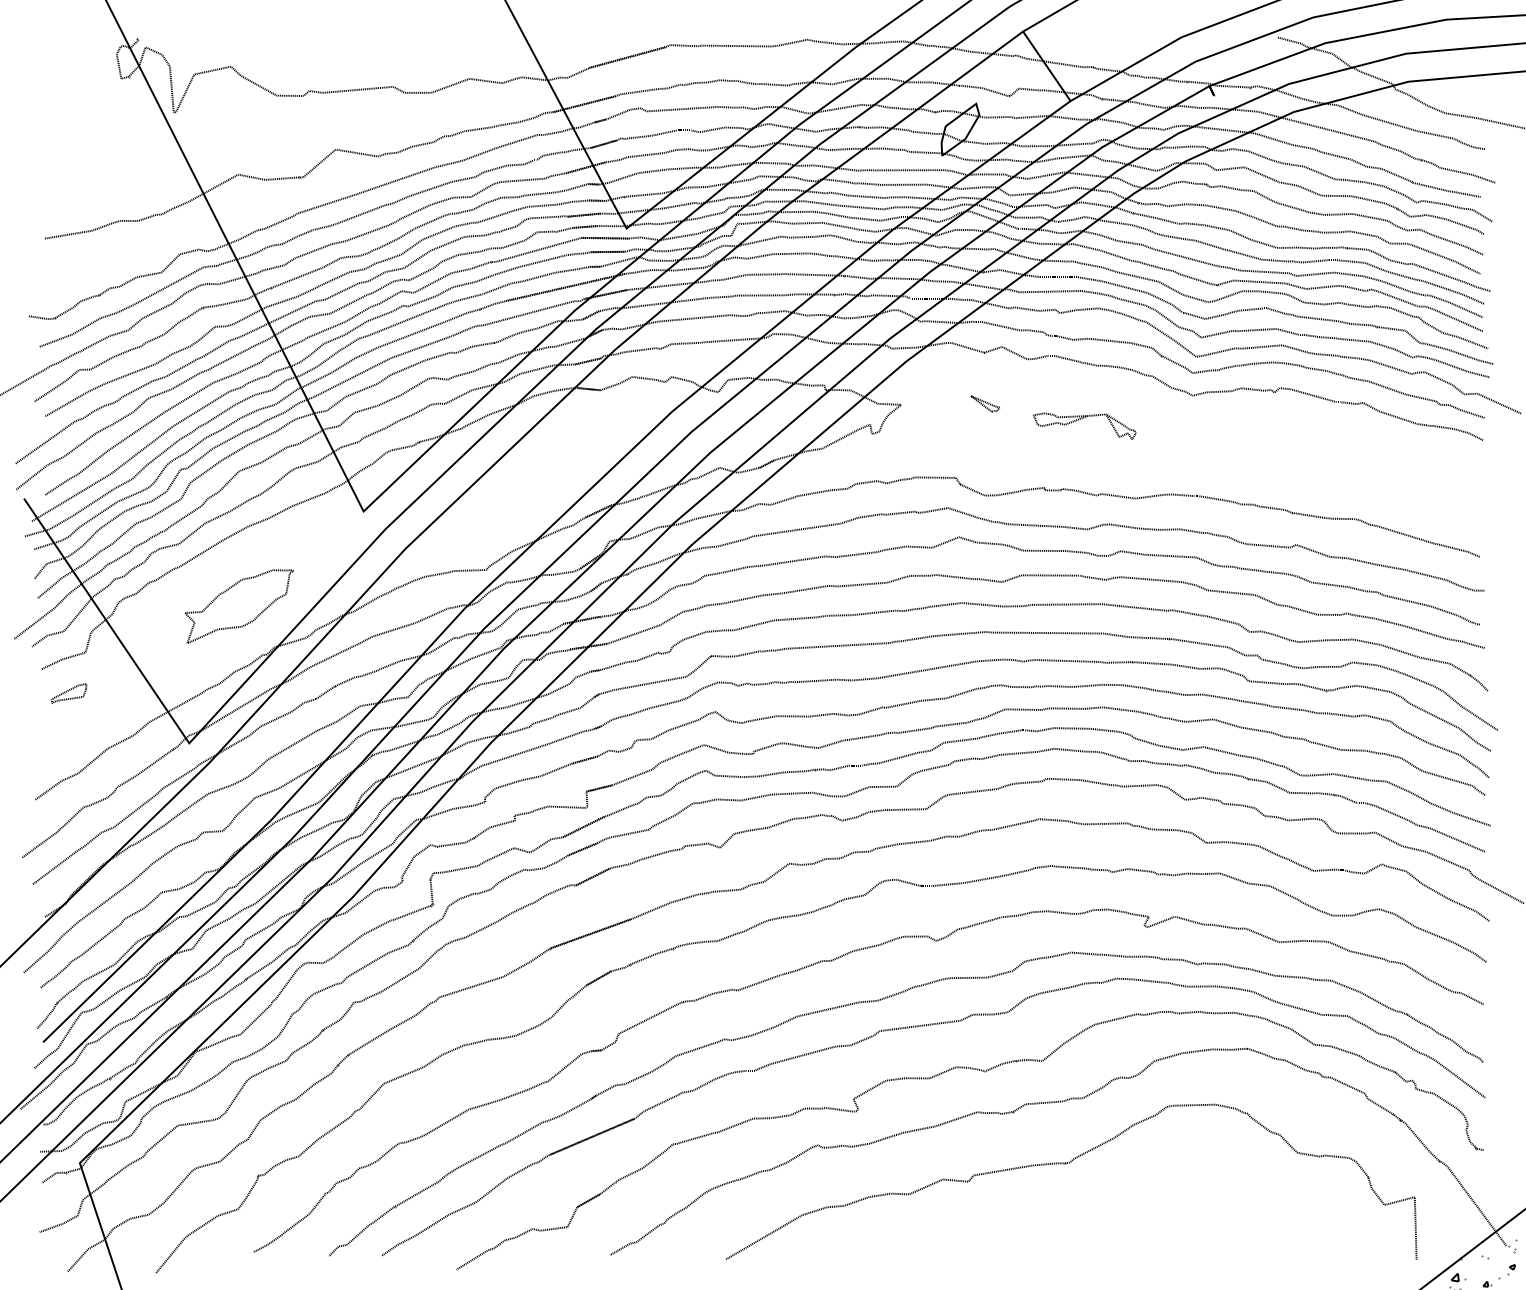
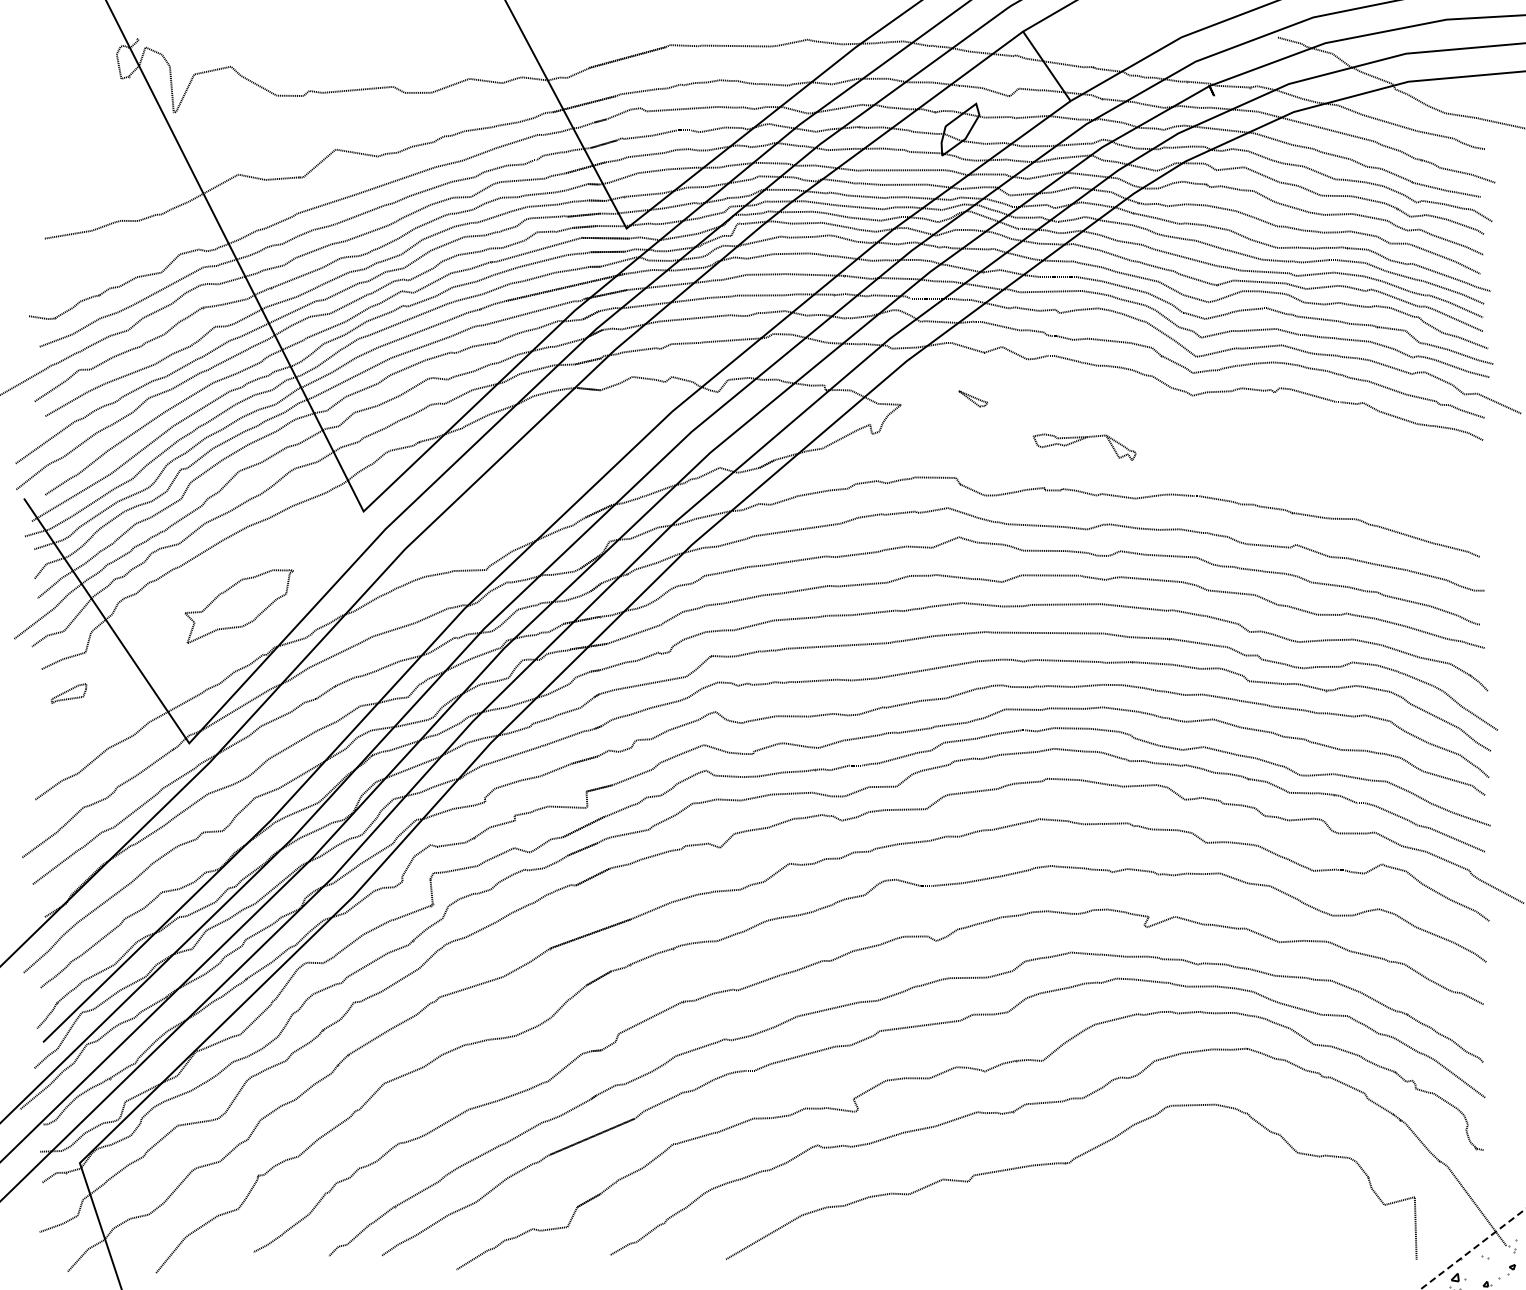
part position: (984, 403) -> (972, 398) (972, 398)
curve position: (1084, 418) -> (1084, 439) (1084, 439)
line: solid -> dashed (1472, 1249)
